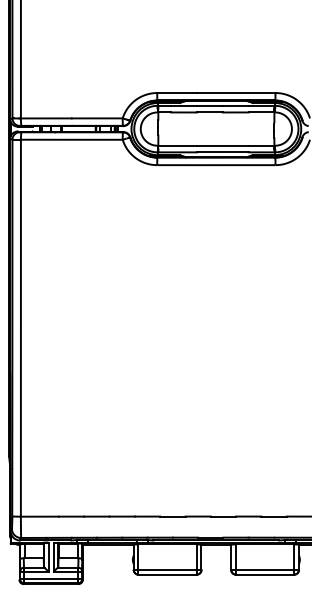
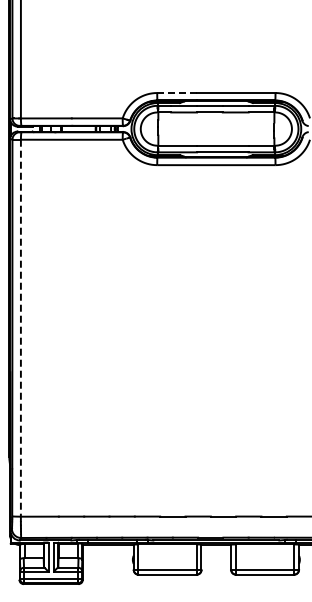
line: solid -> dashed (176, 93)
line: solid -> dashed (20, 328)
